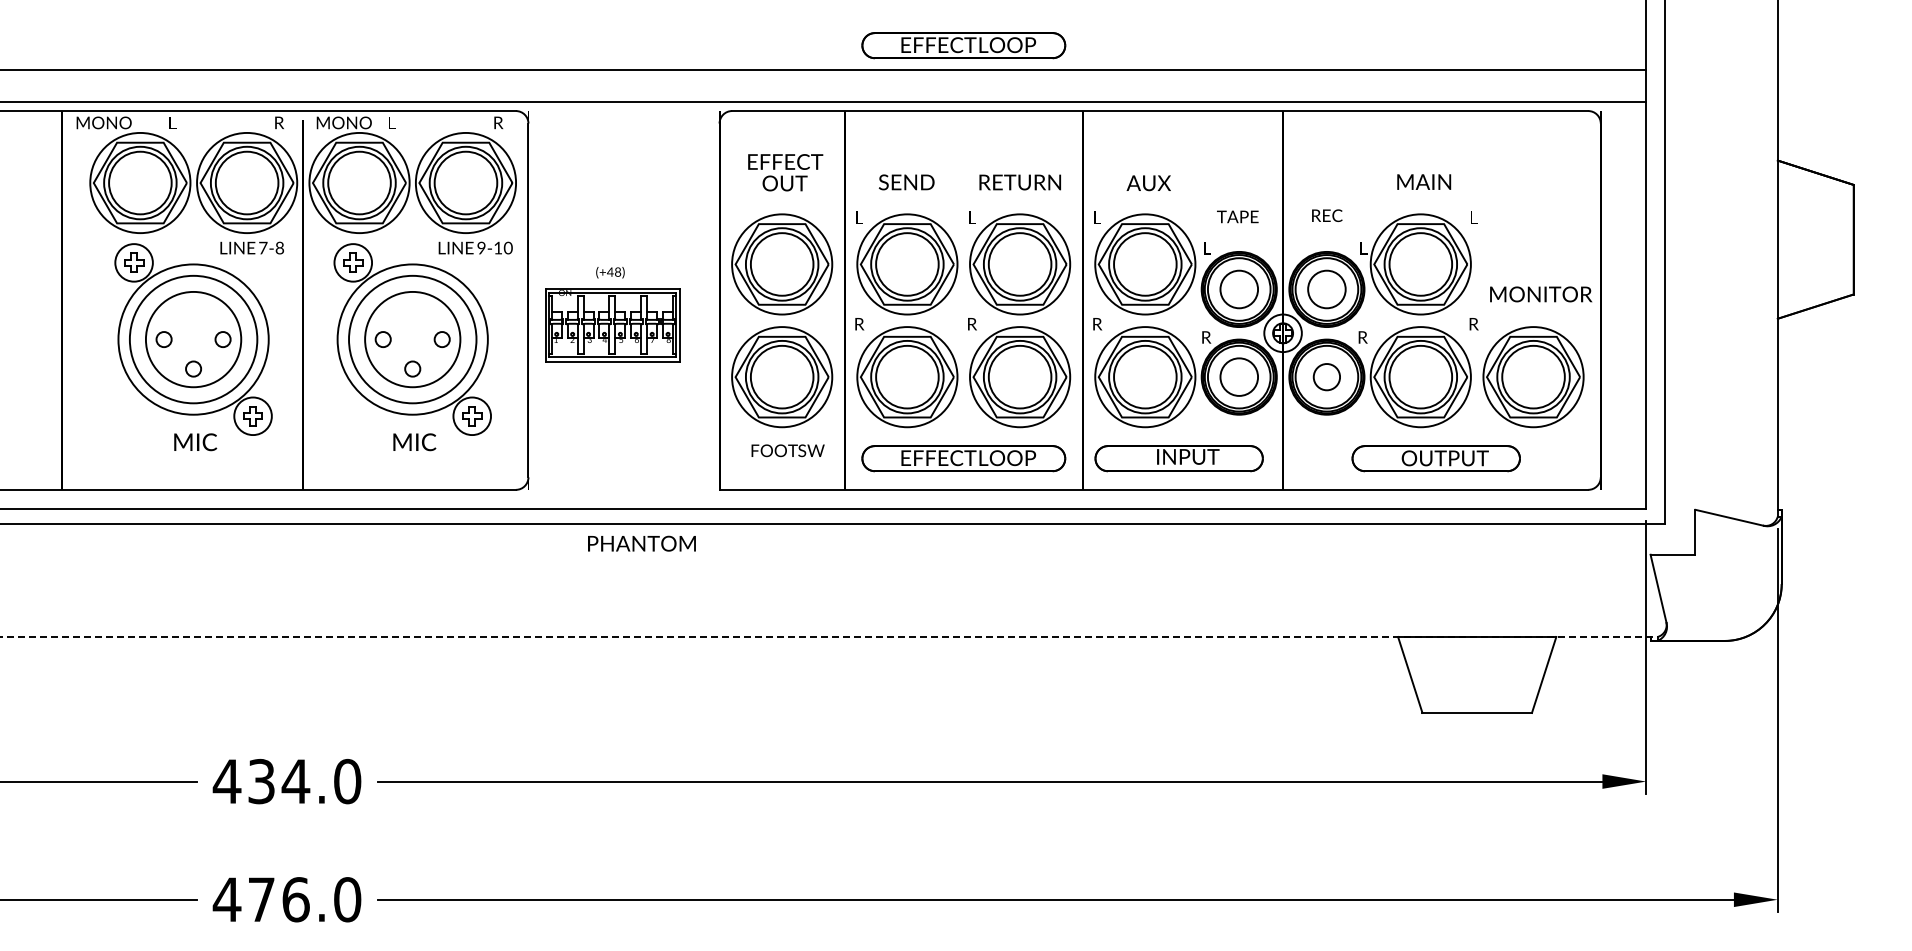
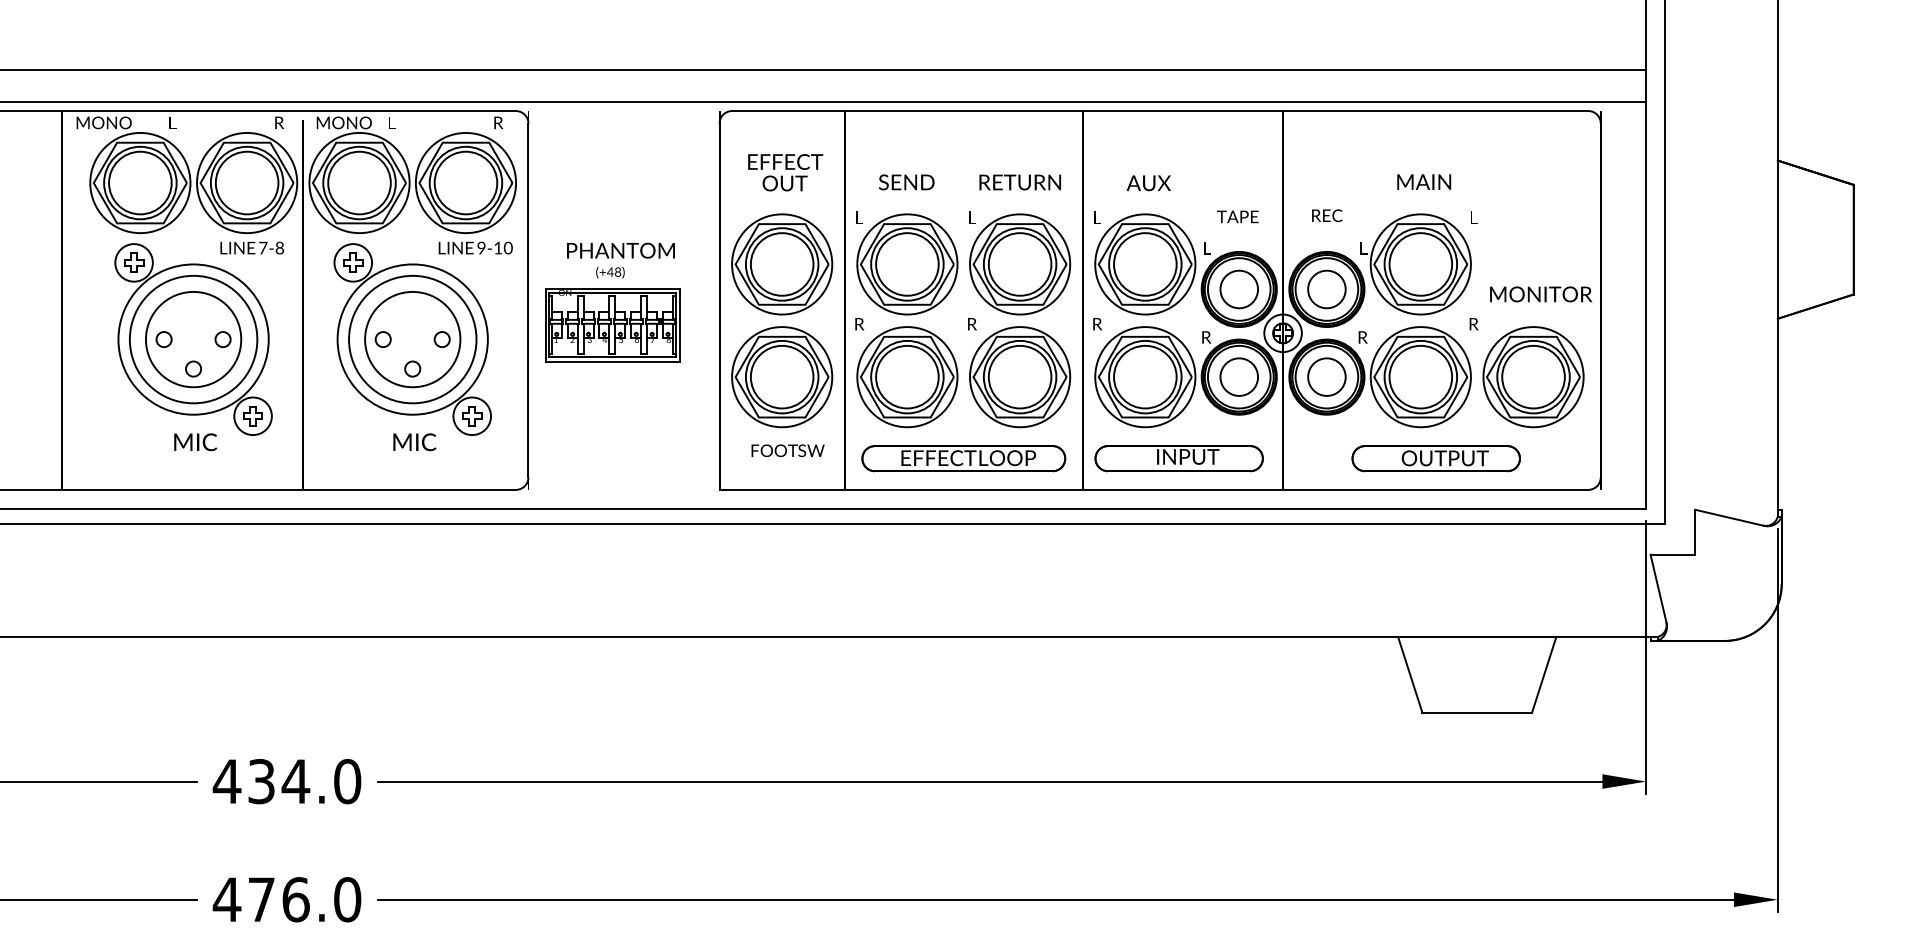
part: present -> none (963, 45)
circle diameter: 26 px -> 38 px (1326, 376)
text position: (641, 543) -> (620, 250) (620, 250)
line: dashed -> solid (828, 637)
